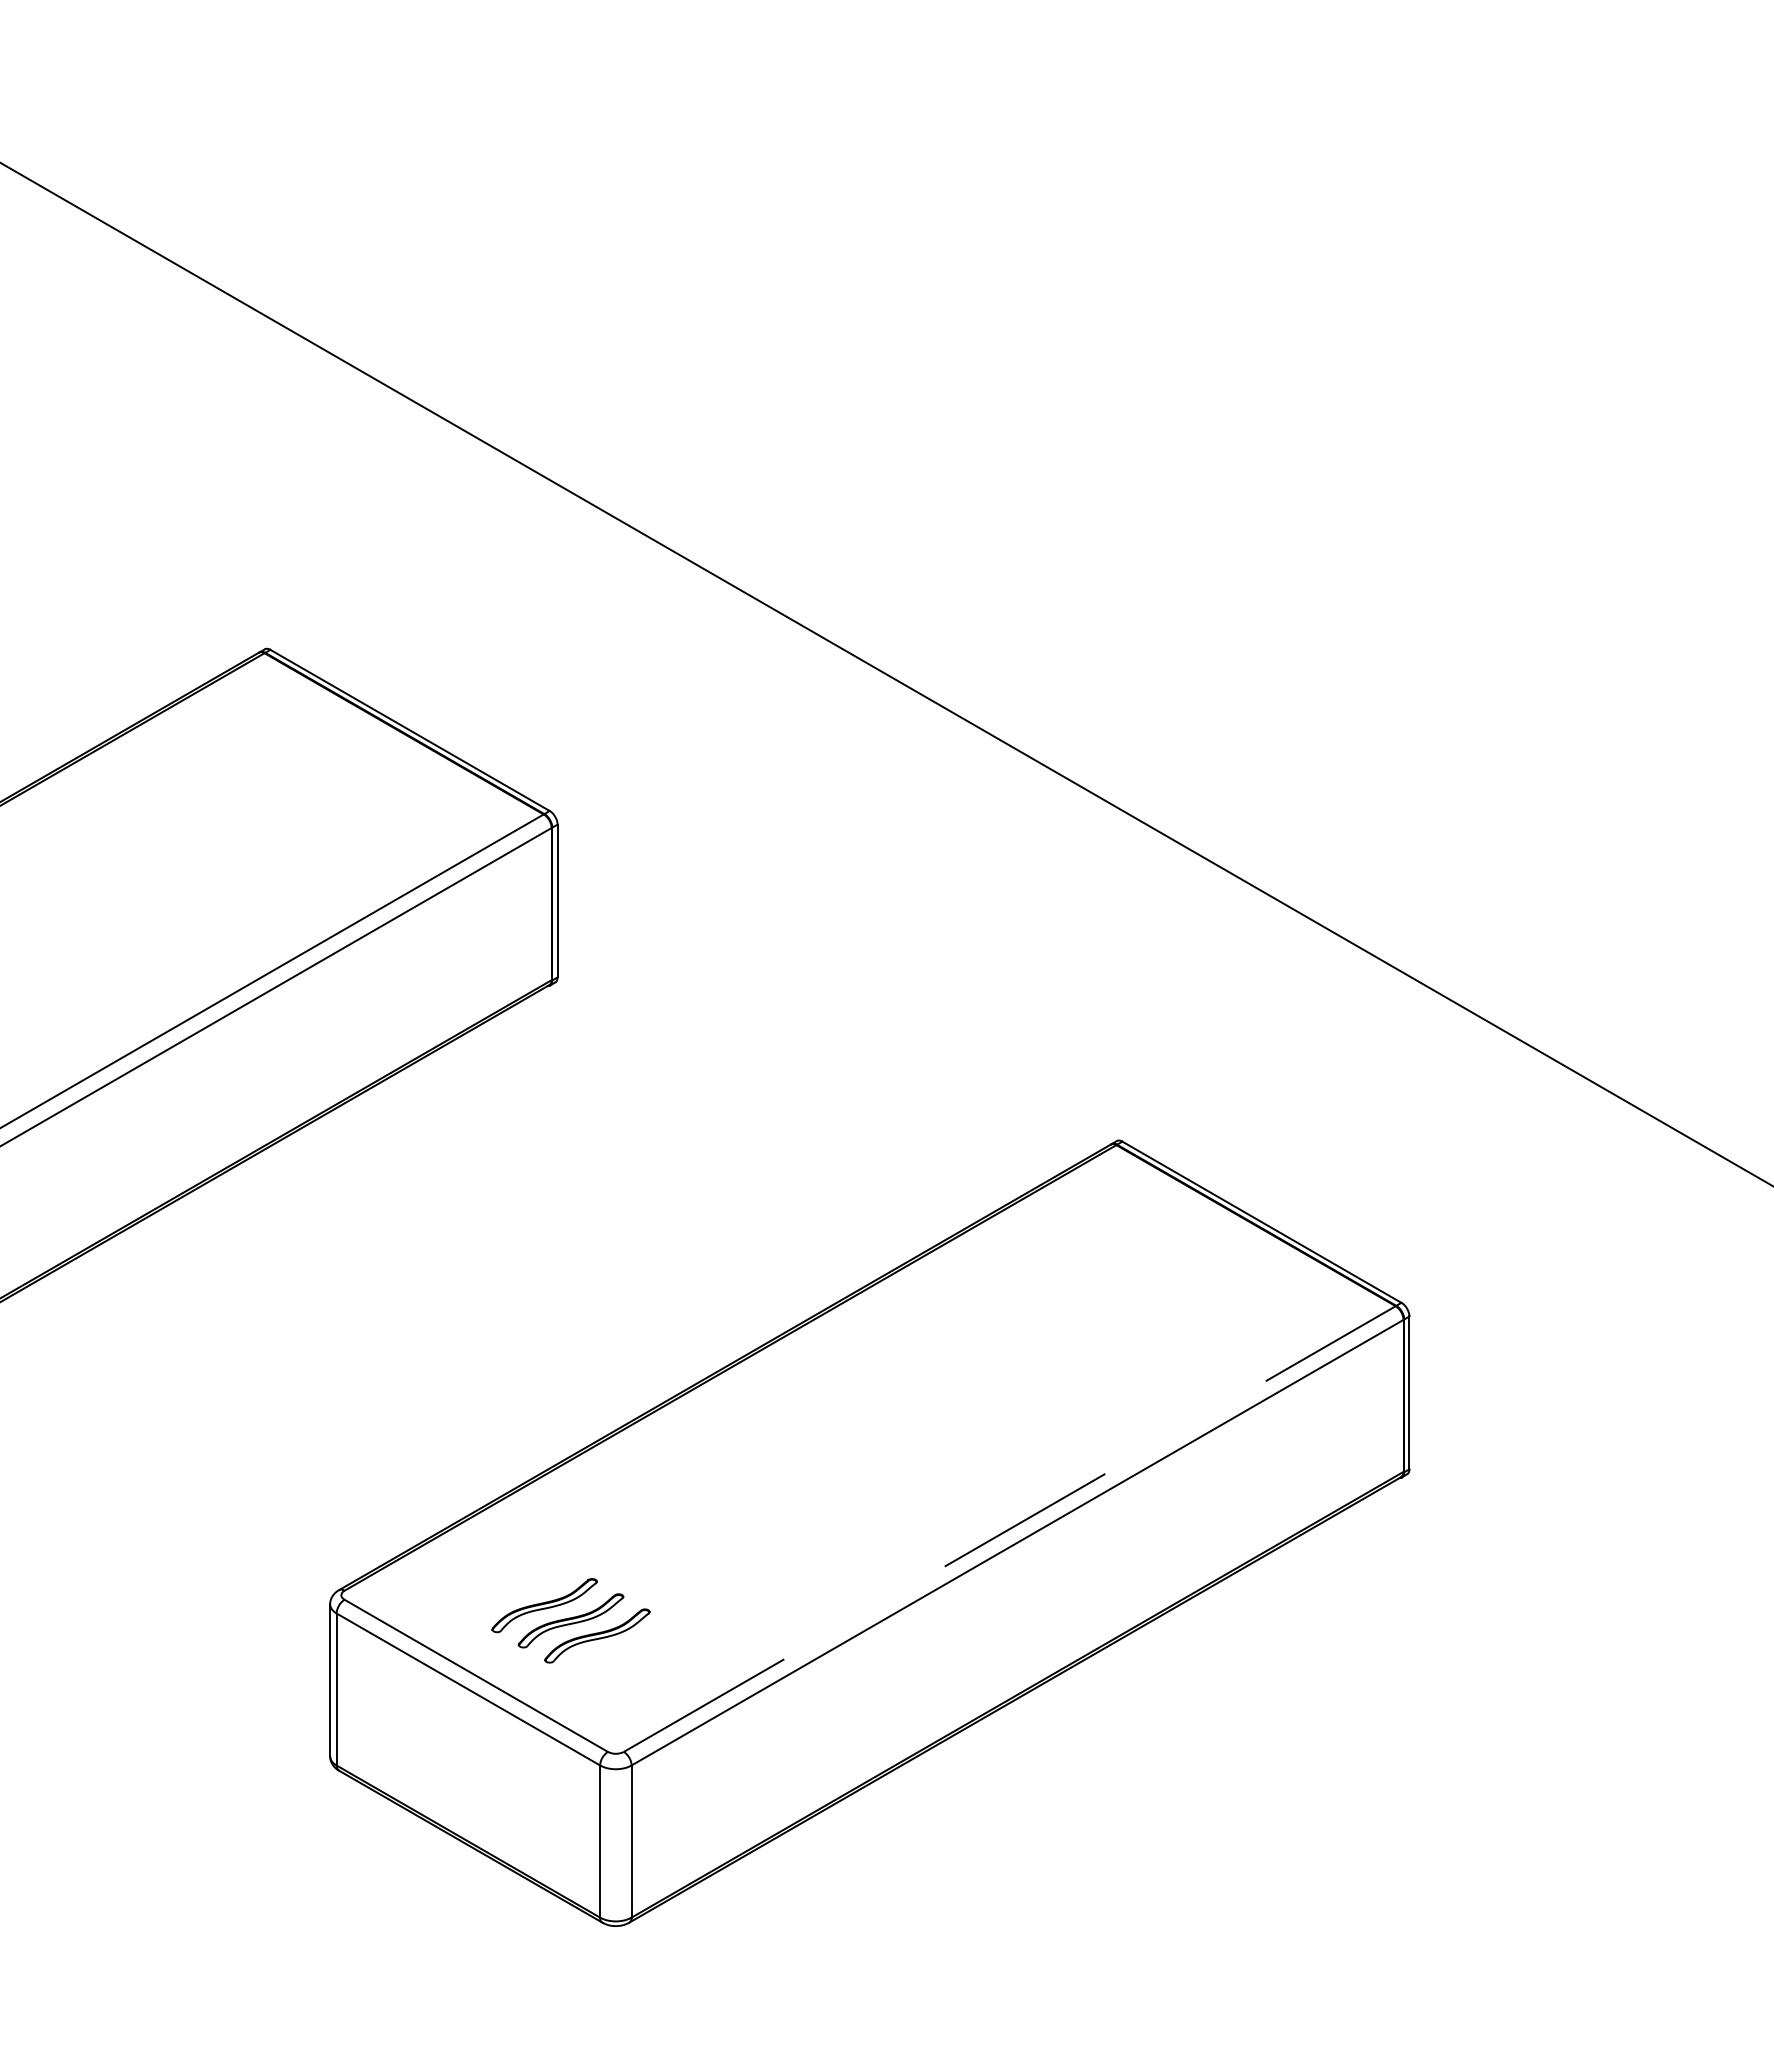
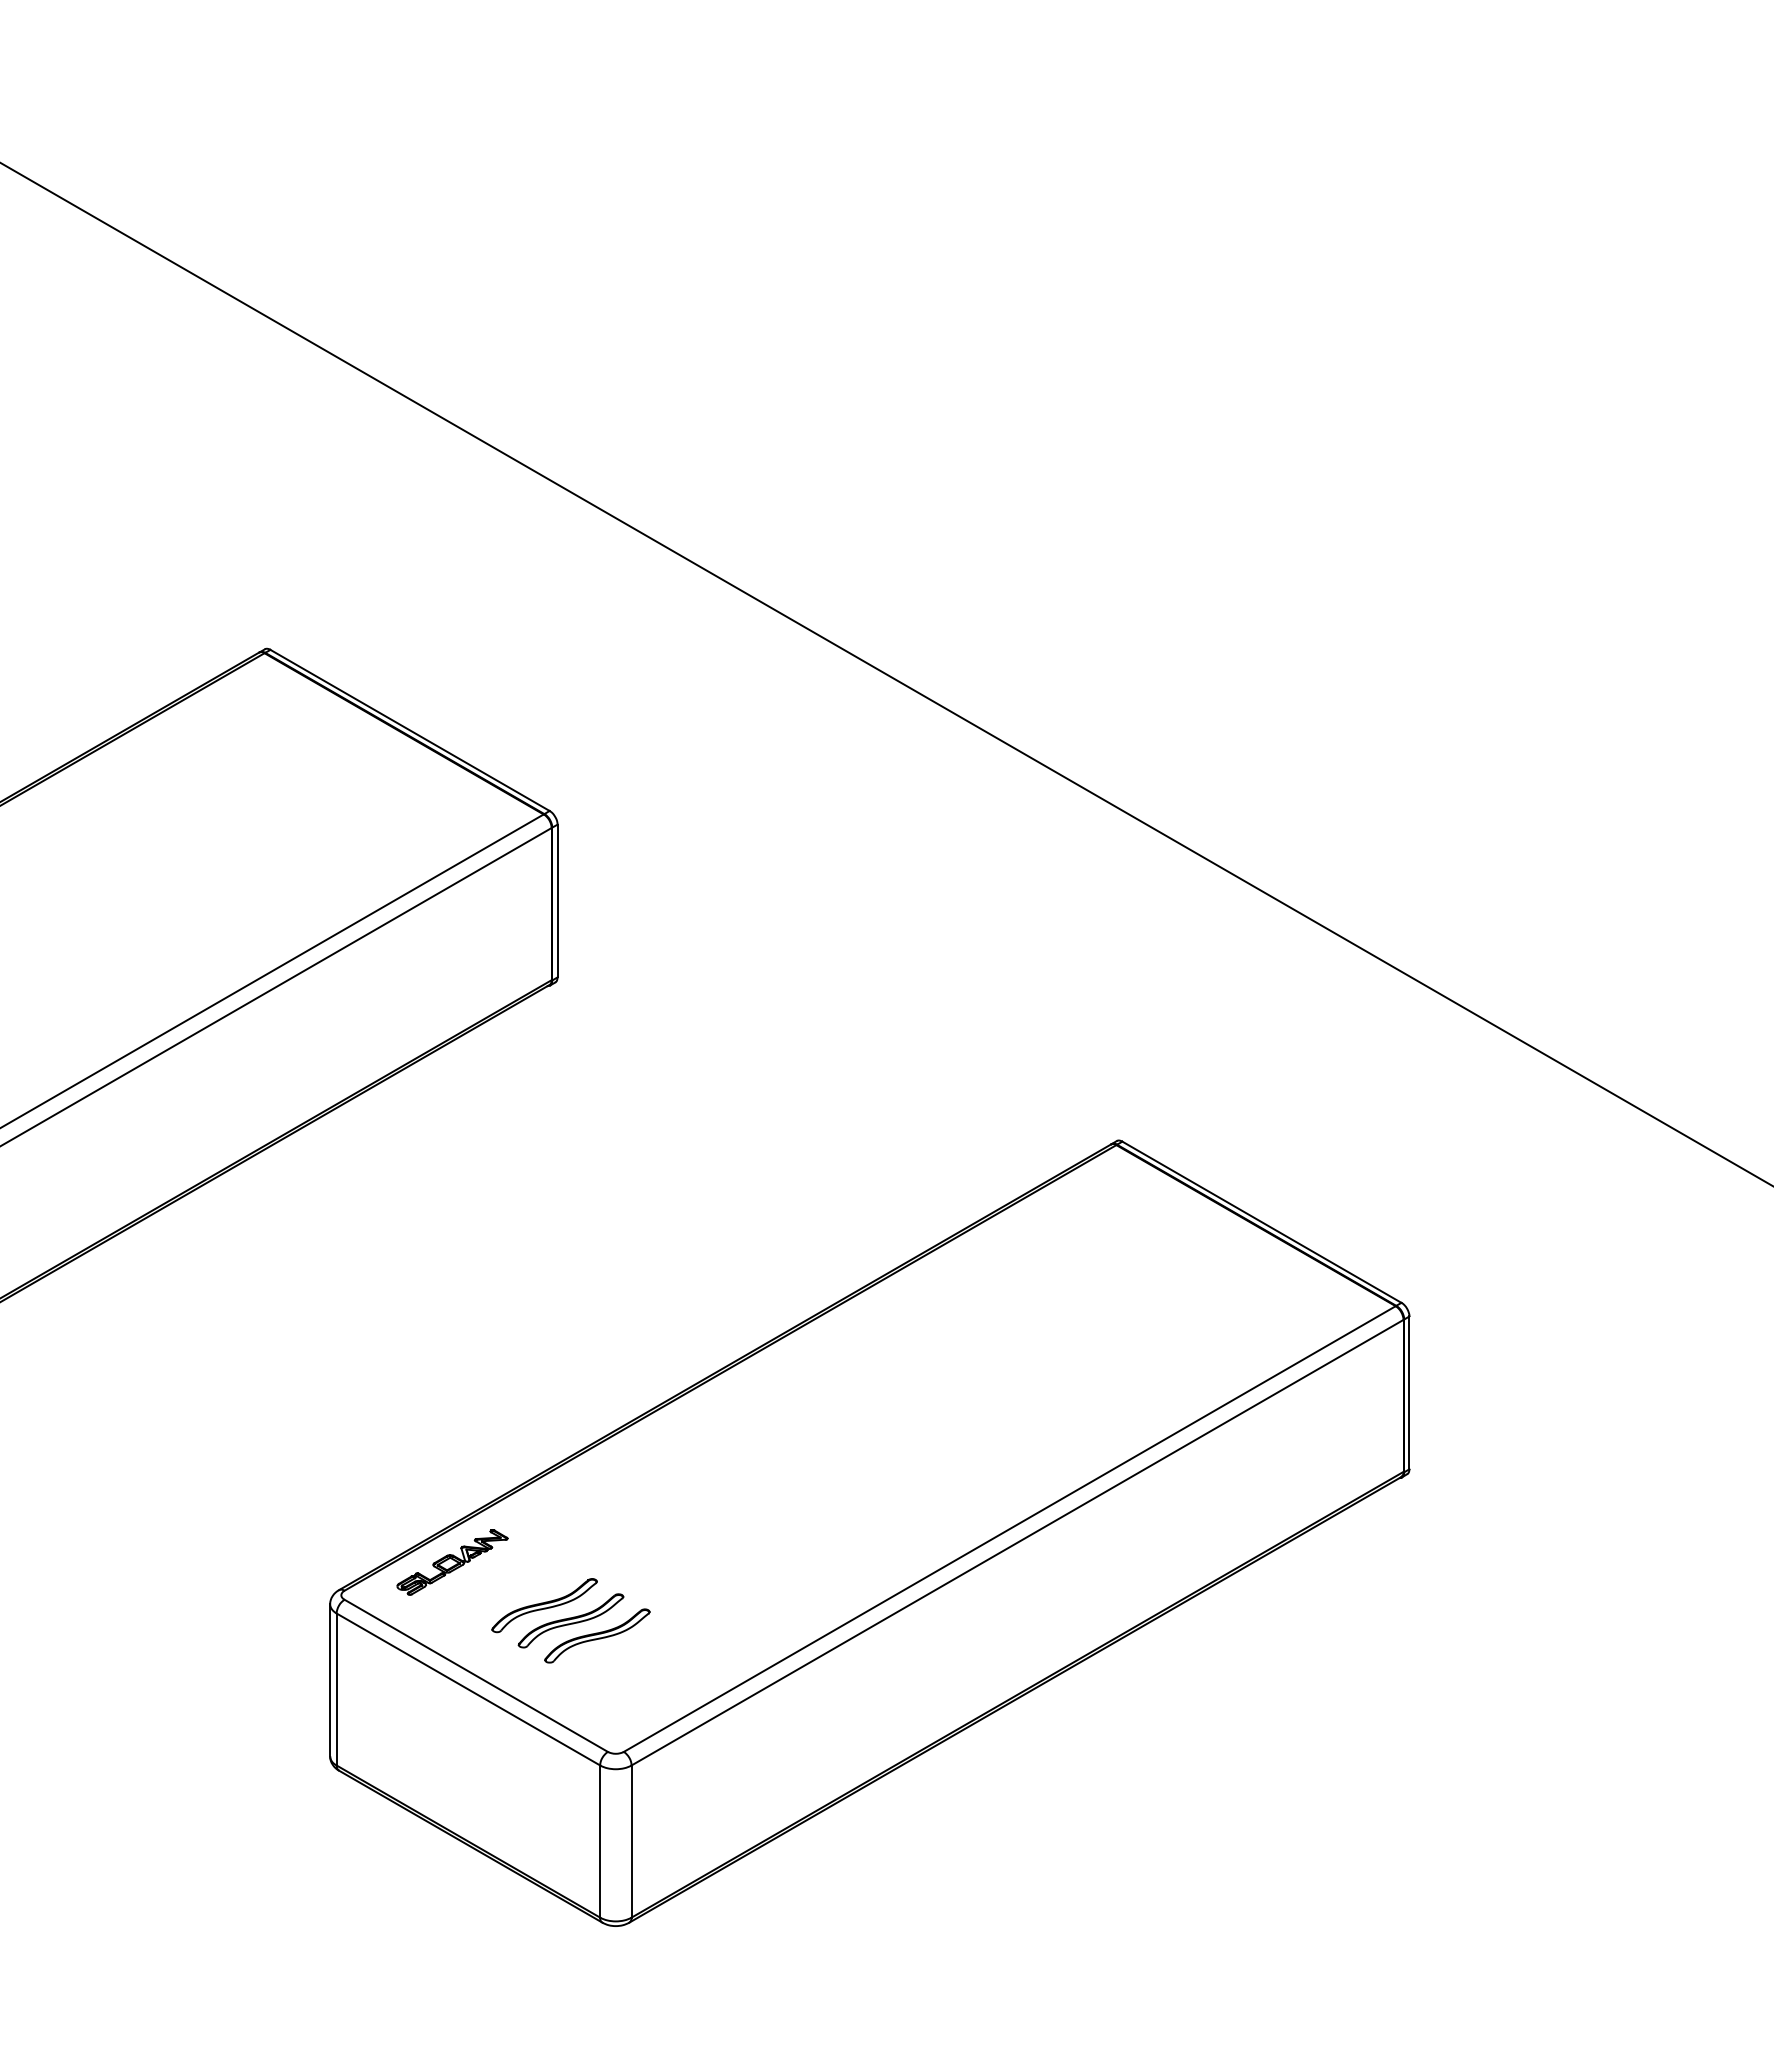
line: dashed -> solid (1009, 1529)
part: none -> present (452, 1562)
